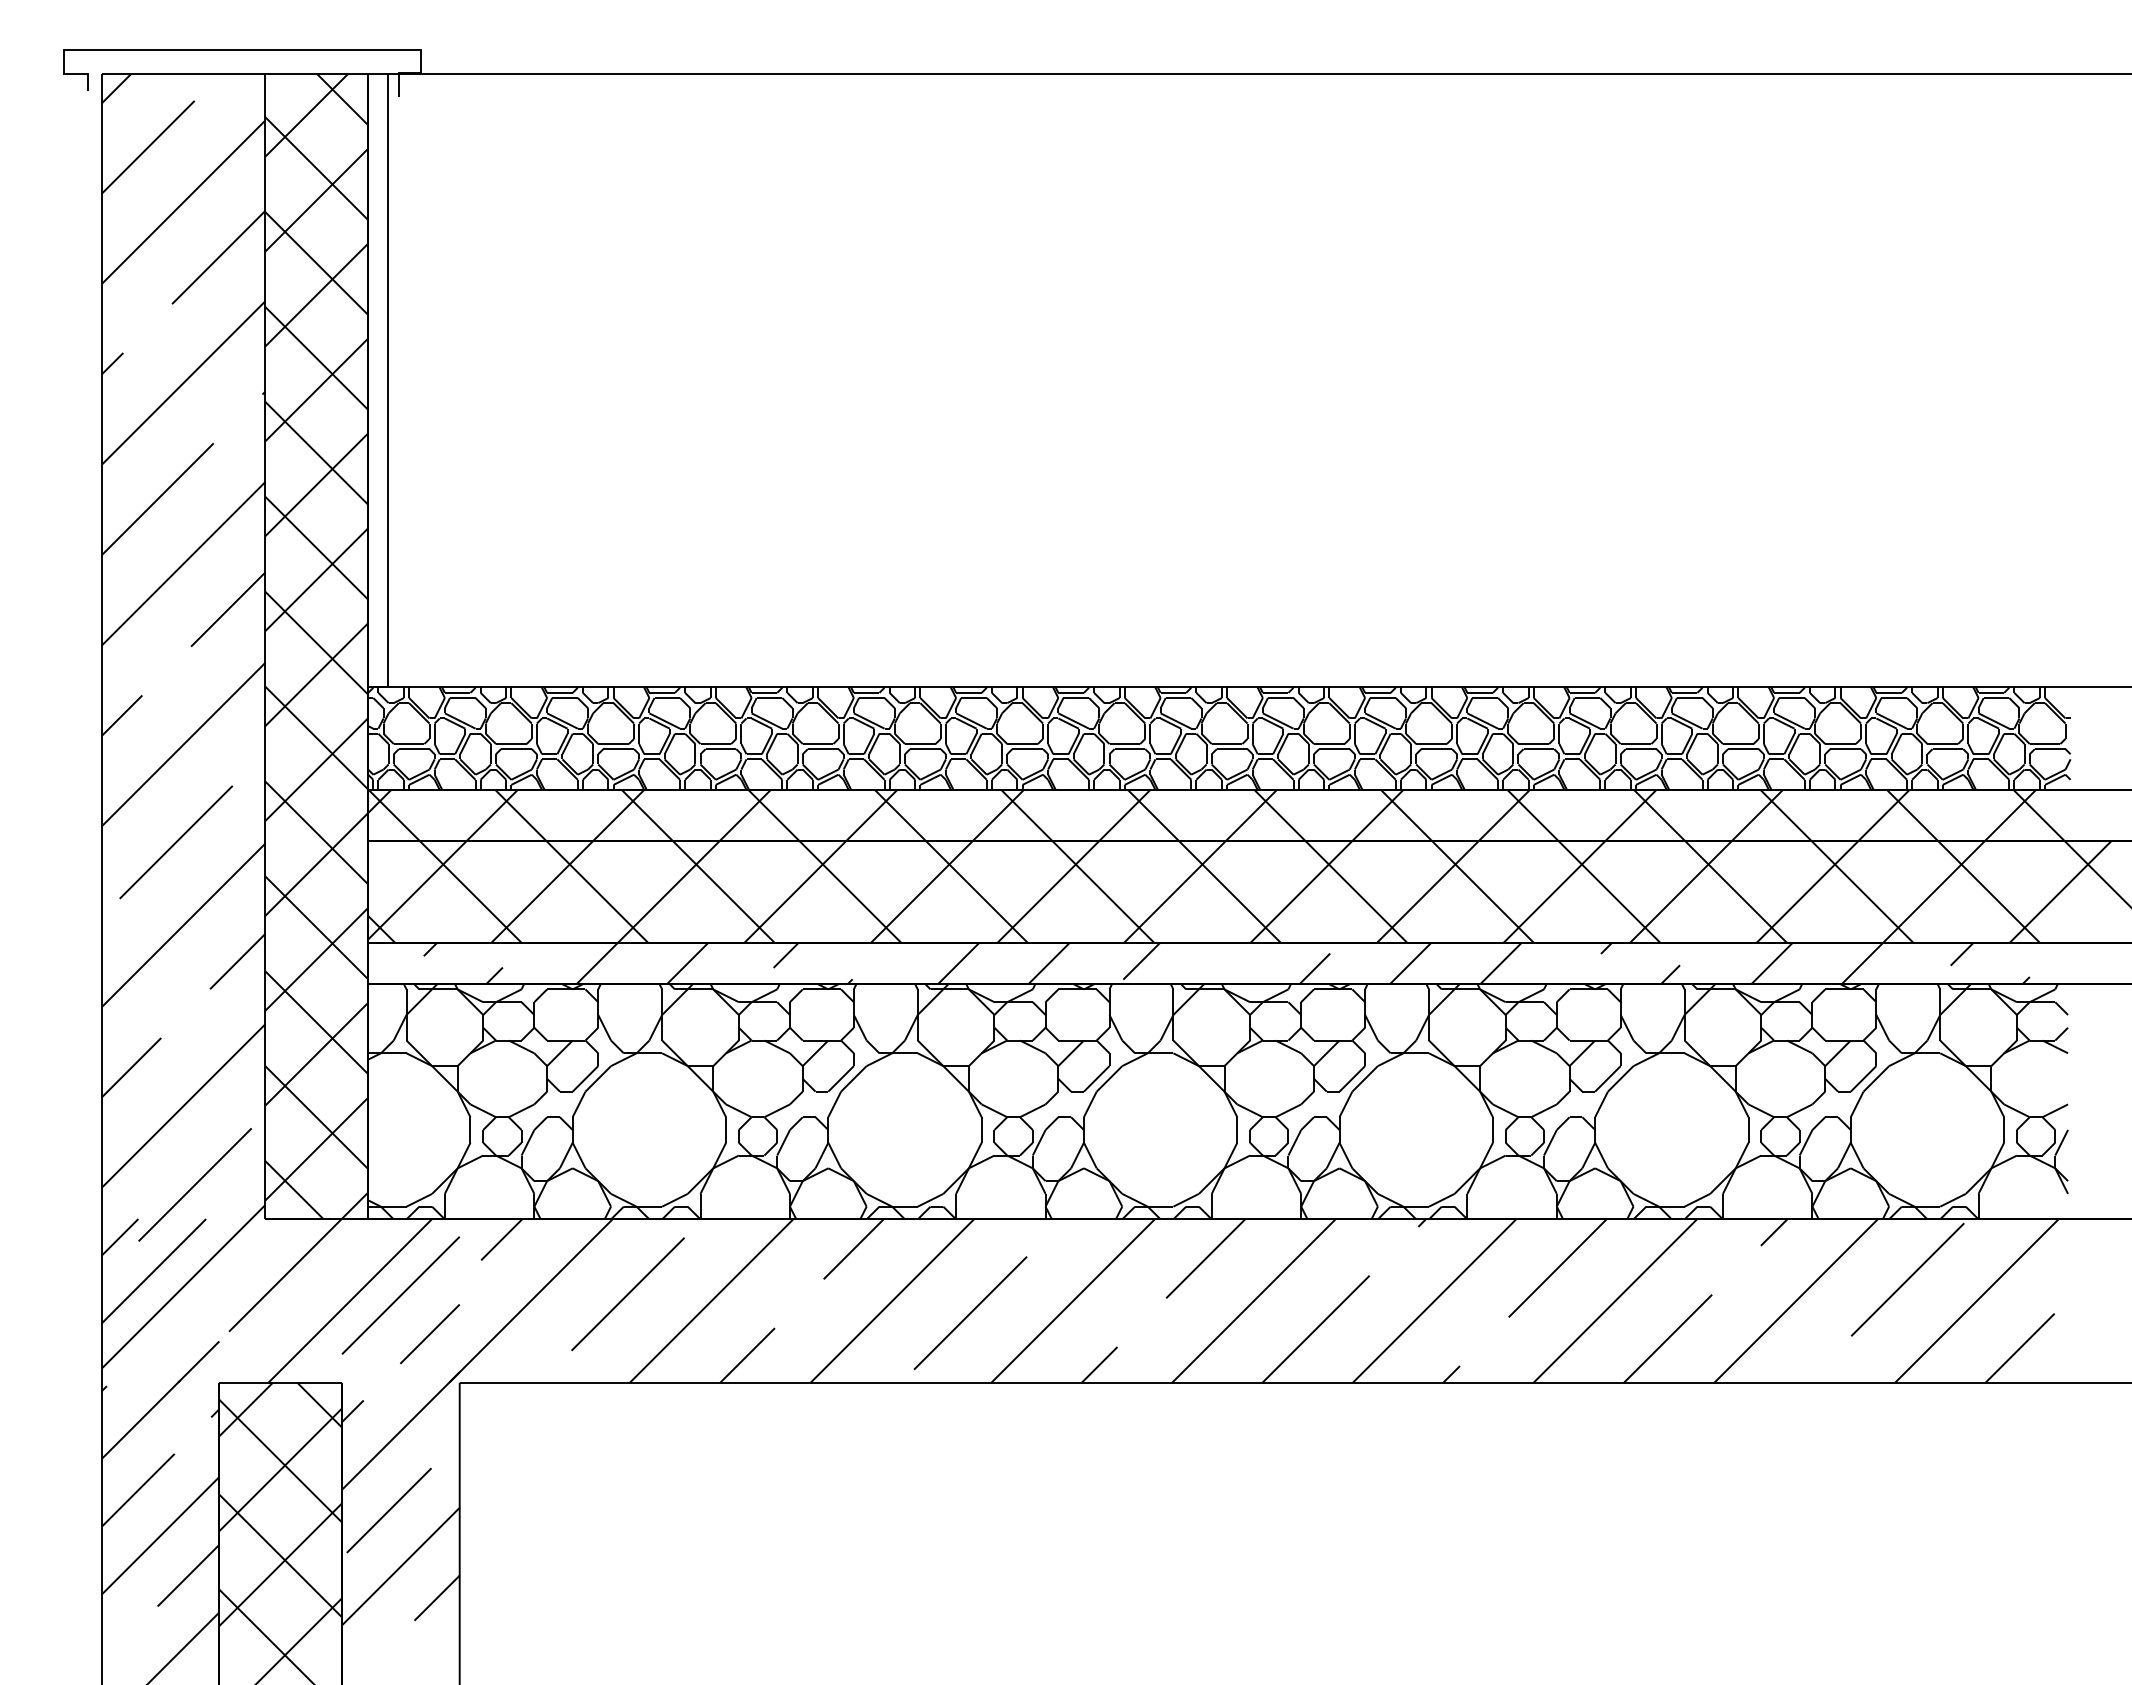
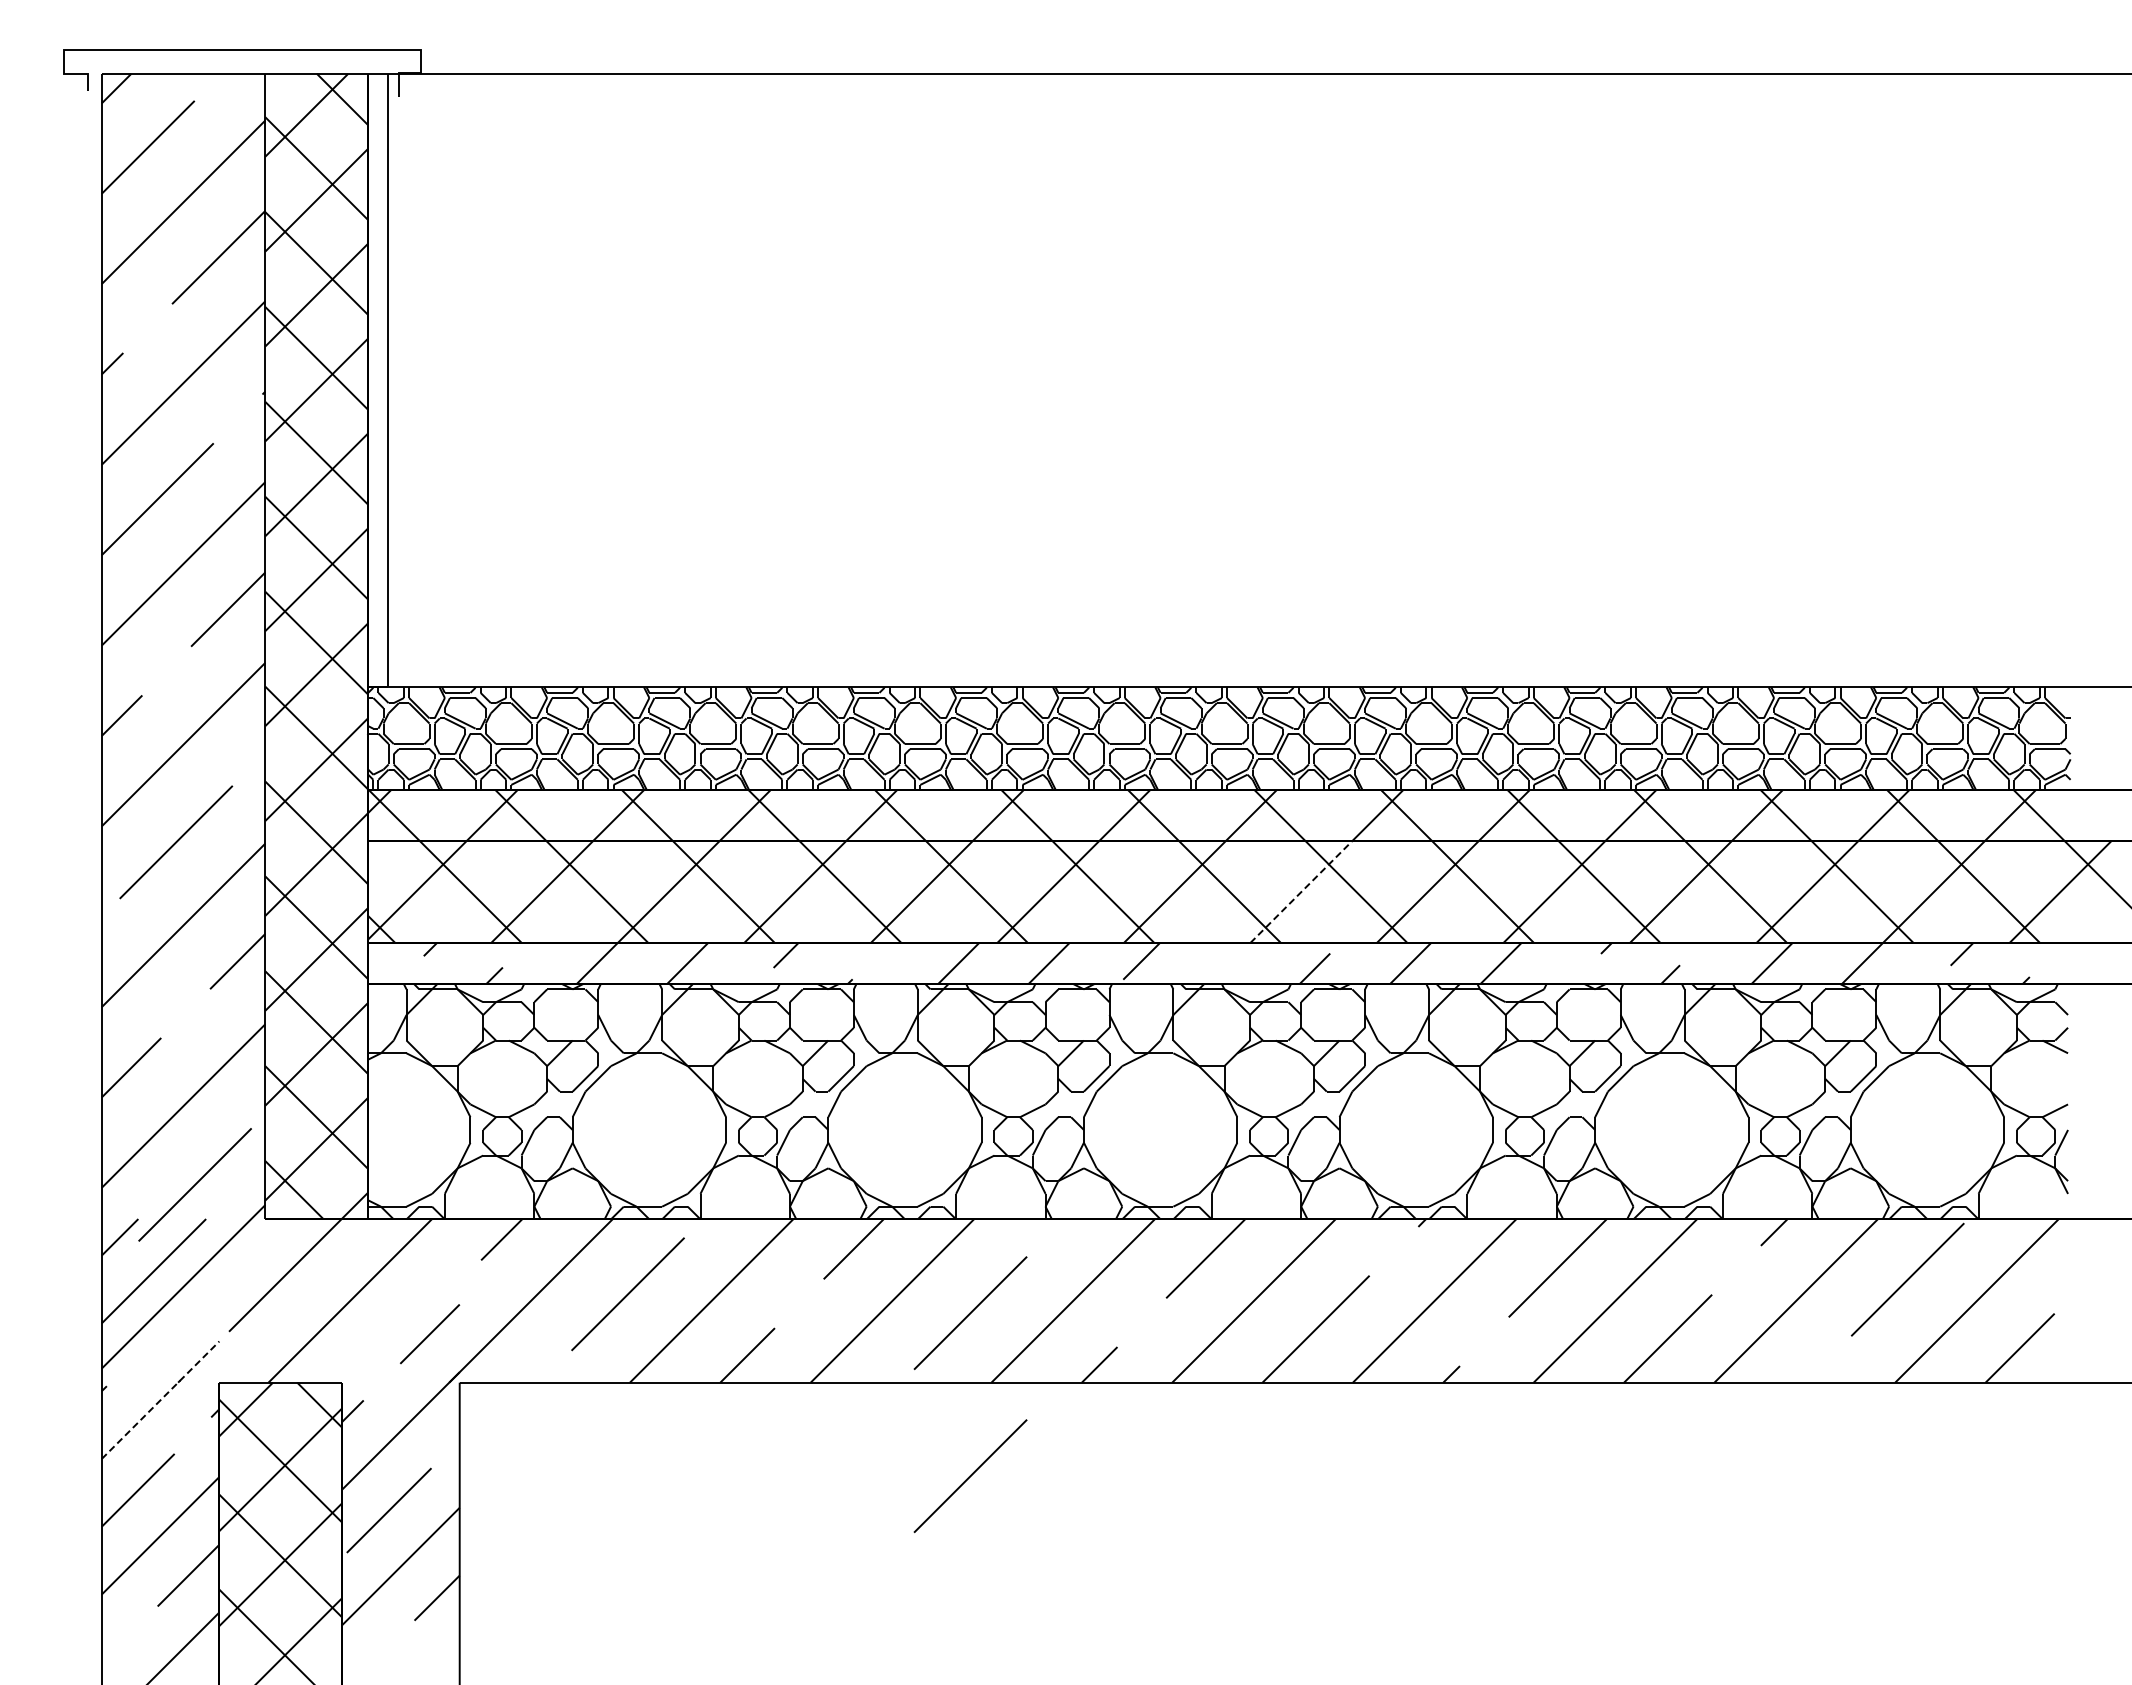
line: solid -> dashed (1301, 891)
line: present -> none (400, 1295)
line: solid -> dashed (160, 1399)
line: none -> present (970, 1475)
